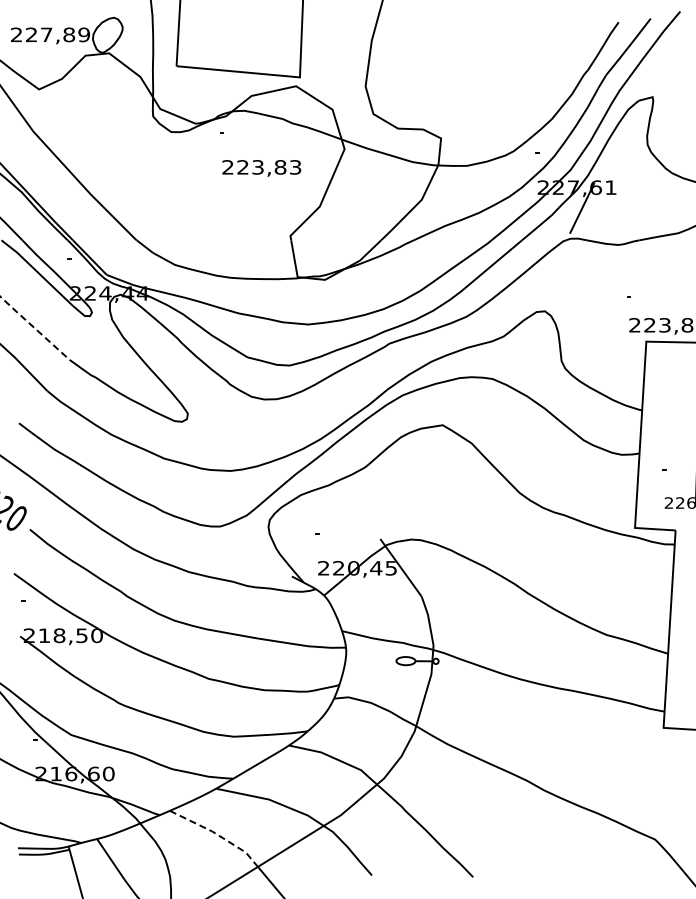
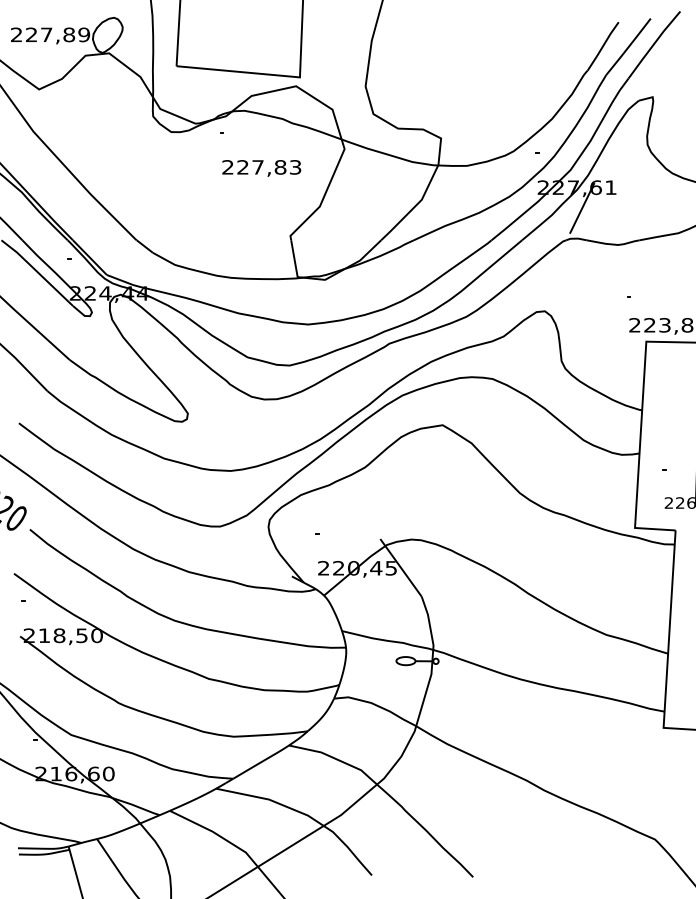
text: 223,83 -> 227,83 (257, 167)
line: dashed -> solid (34, 328)
line: dashed -> solid (217, 834)
